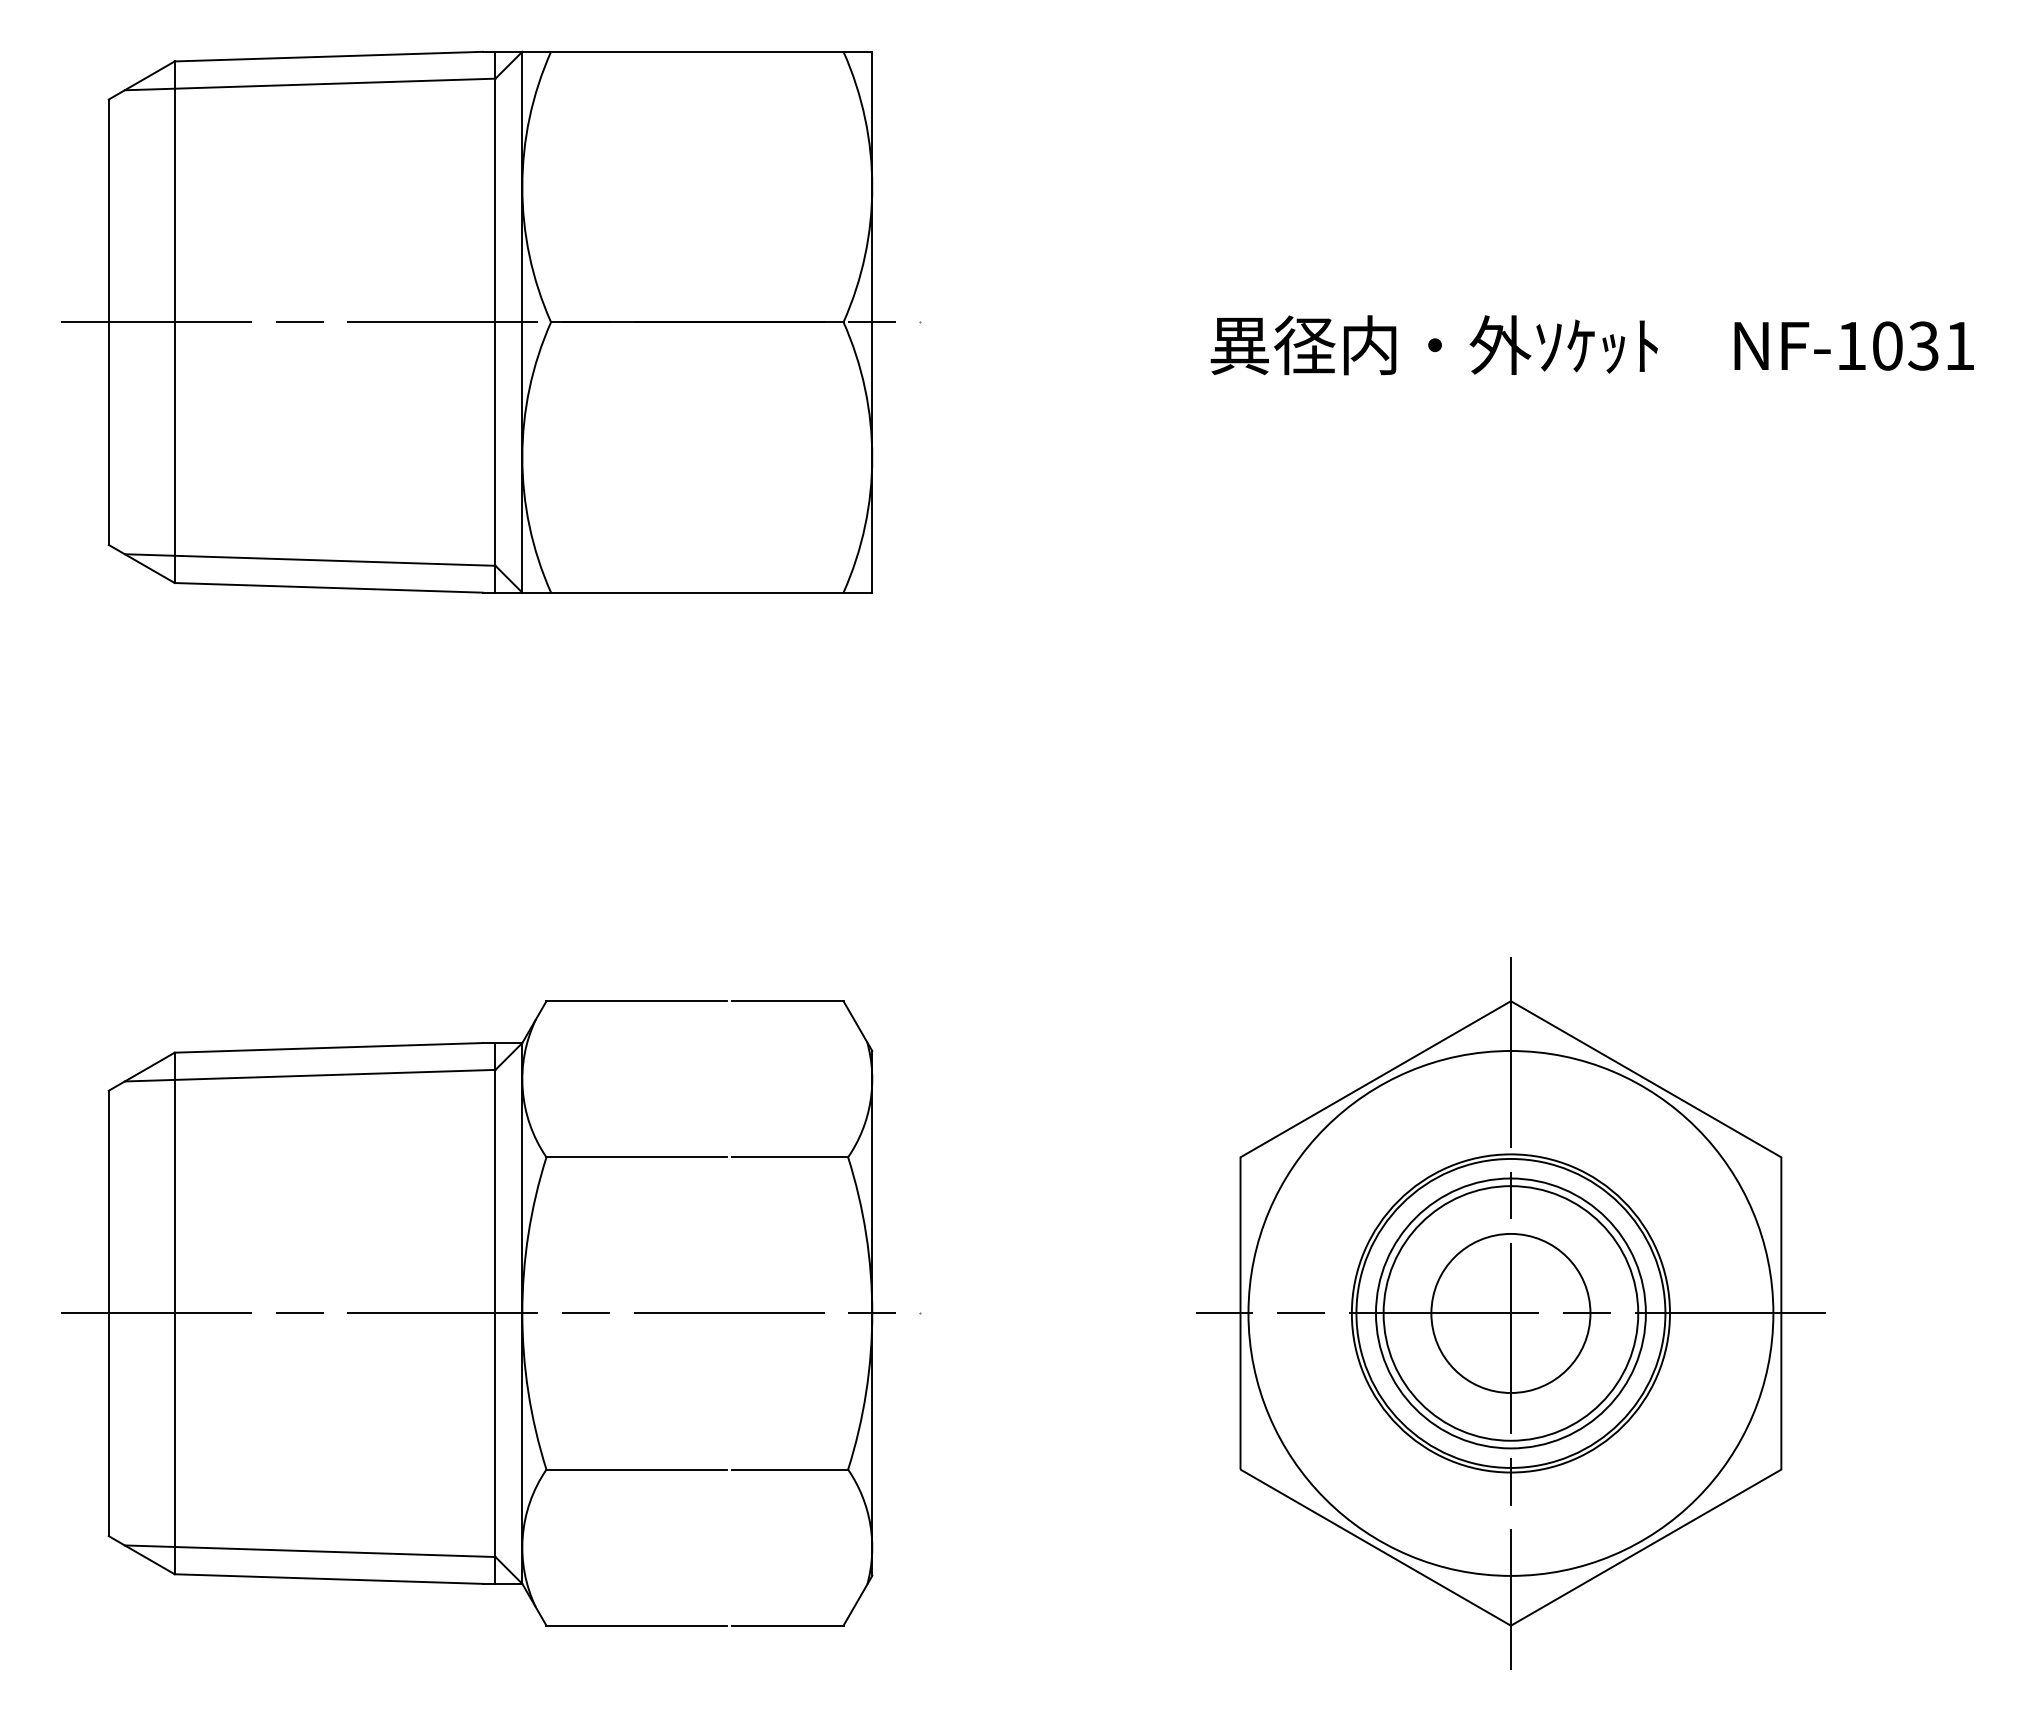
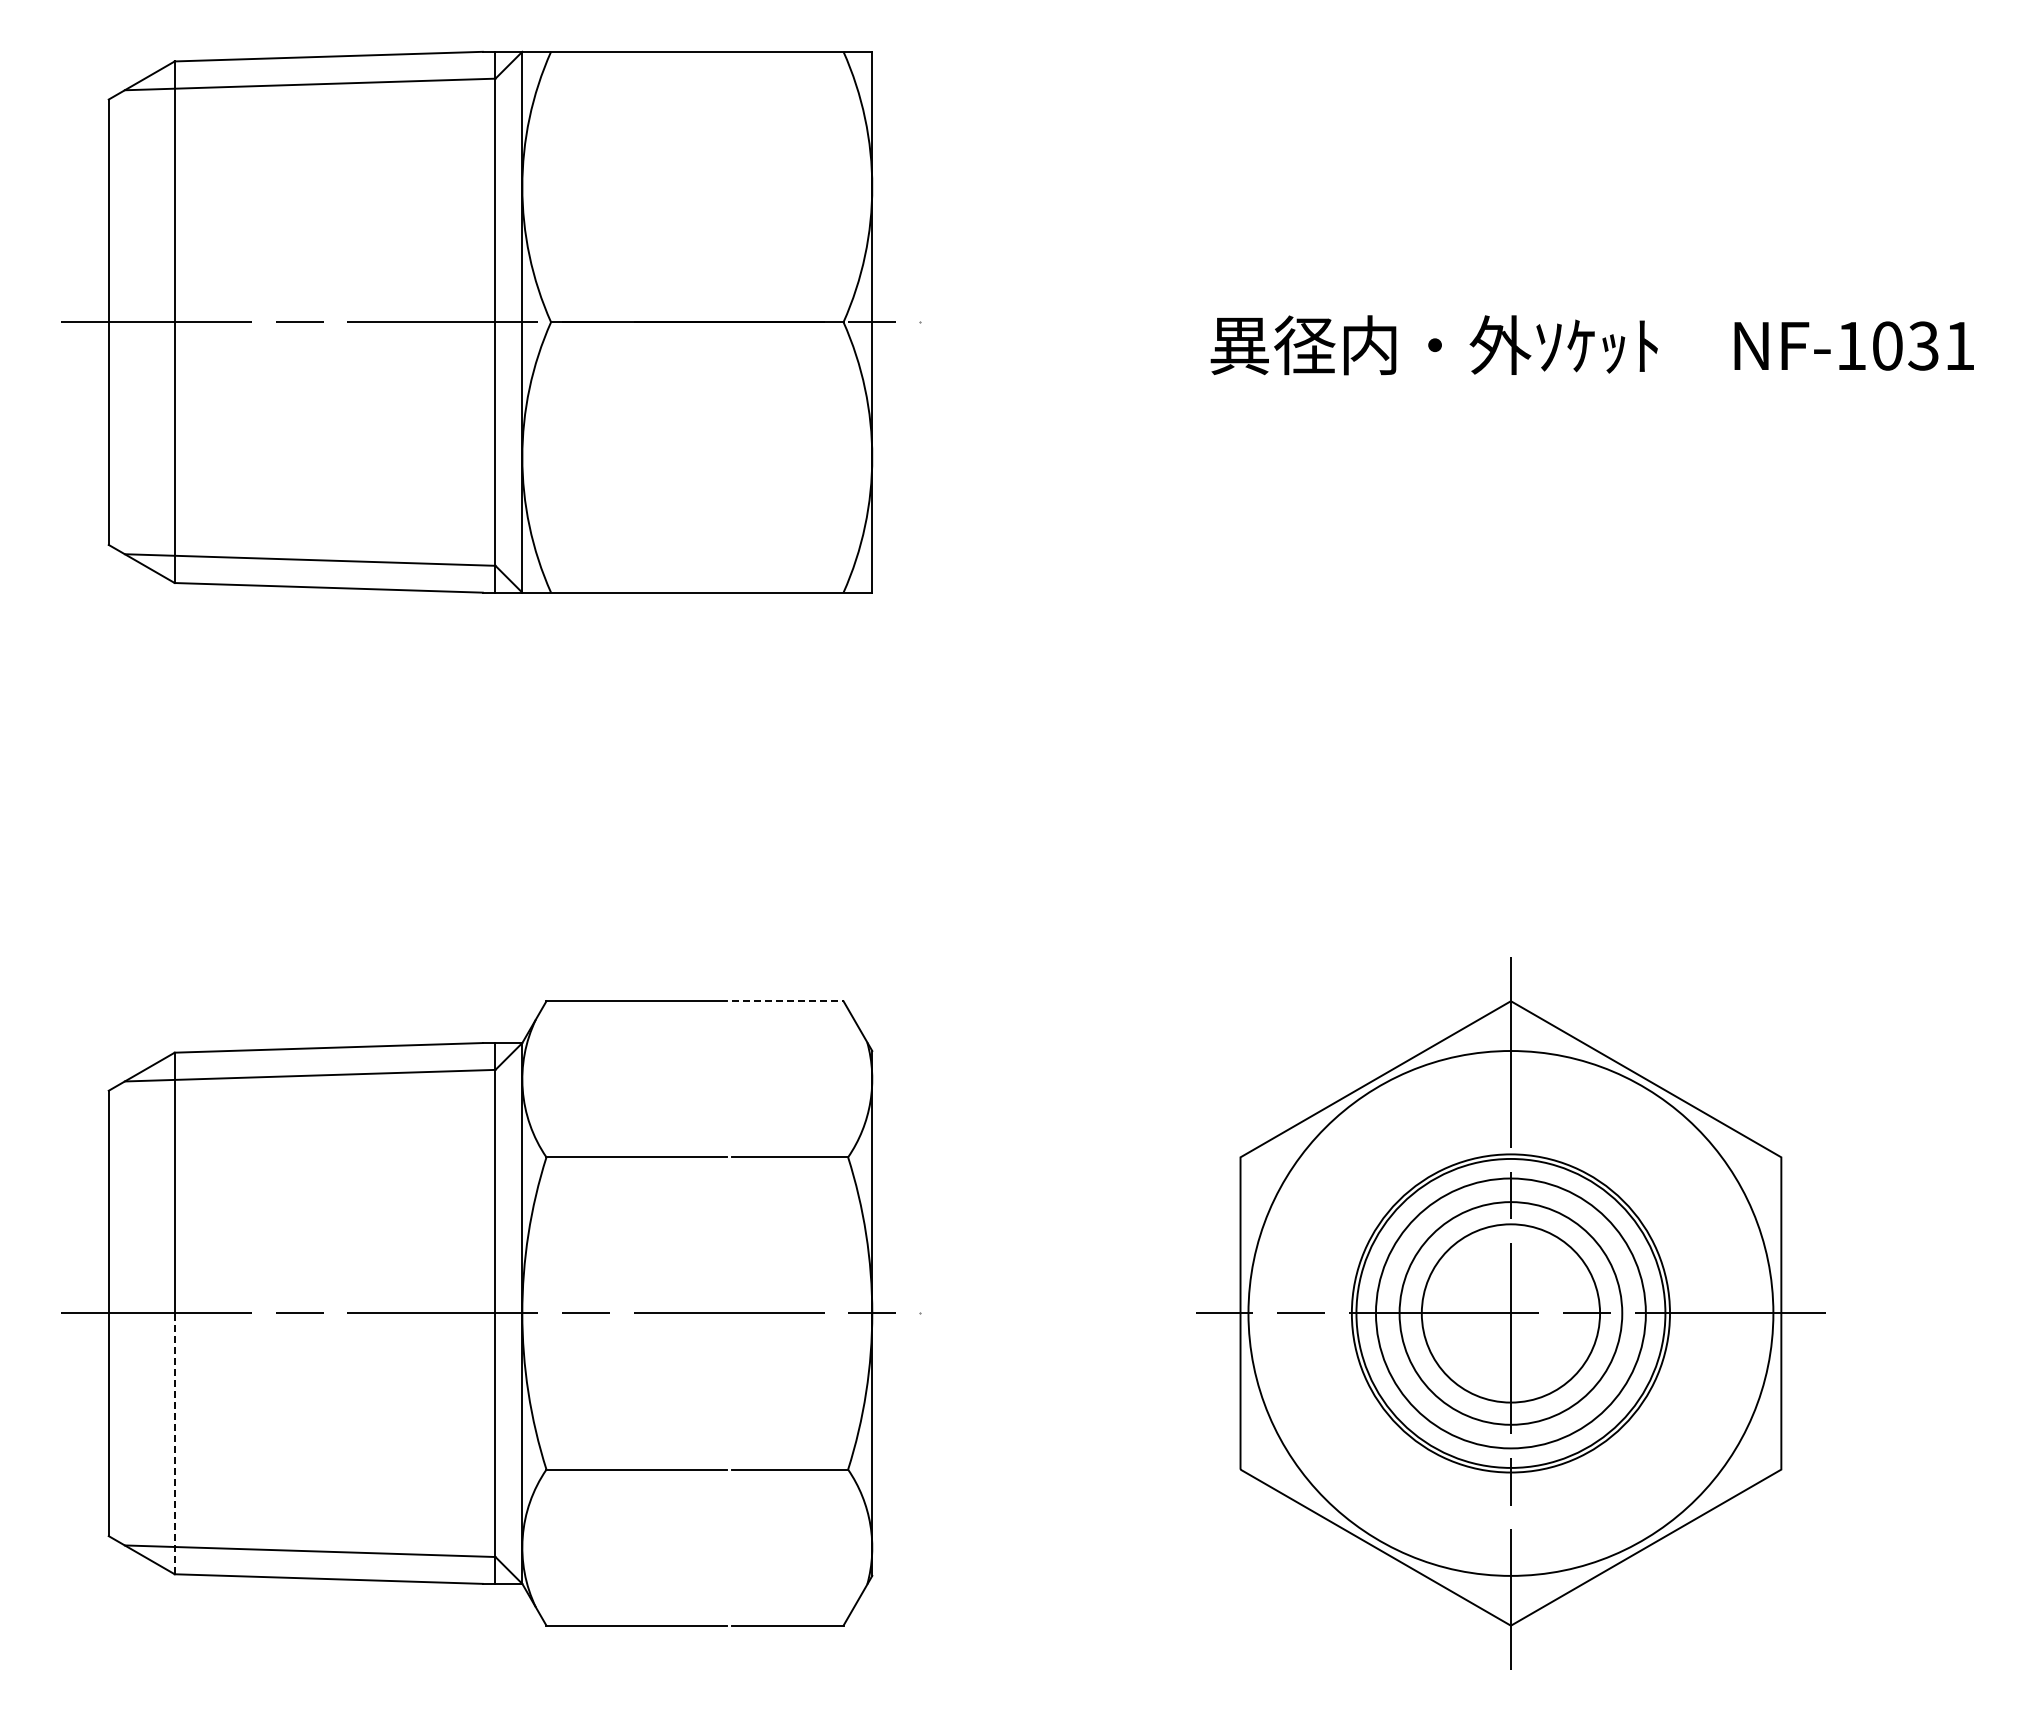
line: solid -> dashed (787, 1001)
circle diameter: 159 px -> 223 px (1510, 1313)
circle diameter: 255 px -> 178 px (1510, 1313)
line: solid -> dashed (174, 1443)
